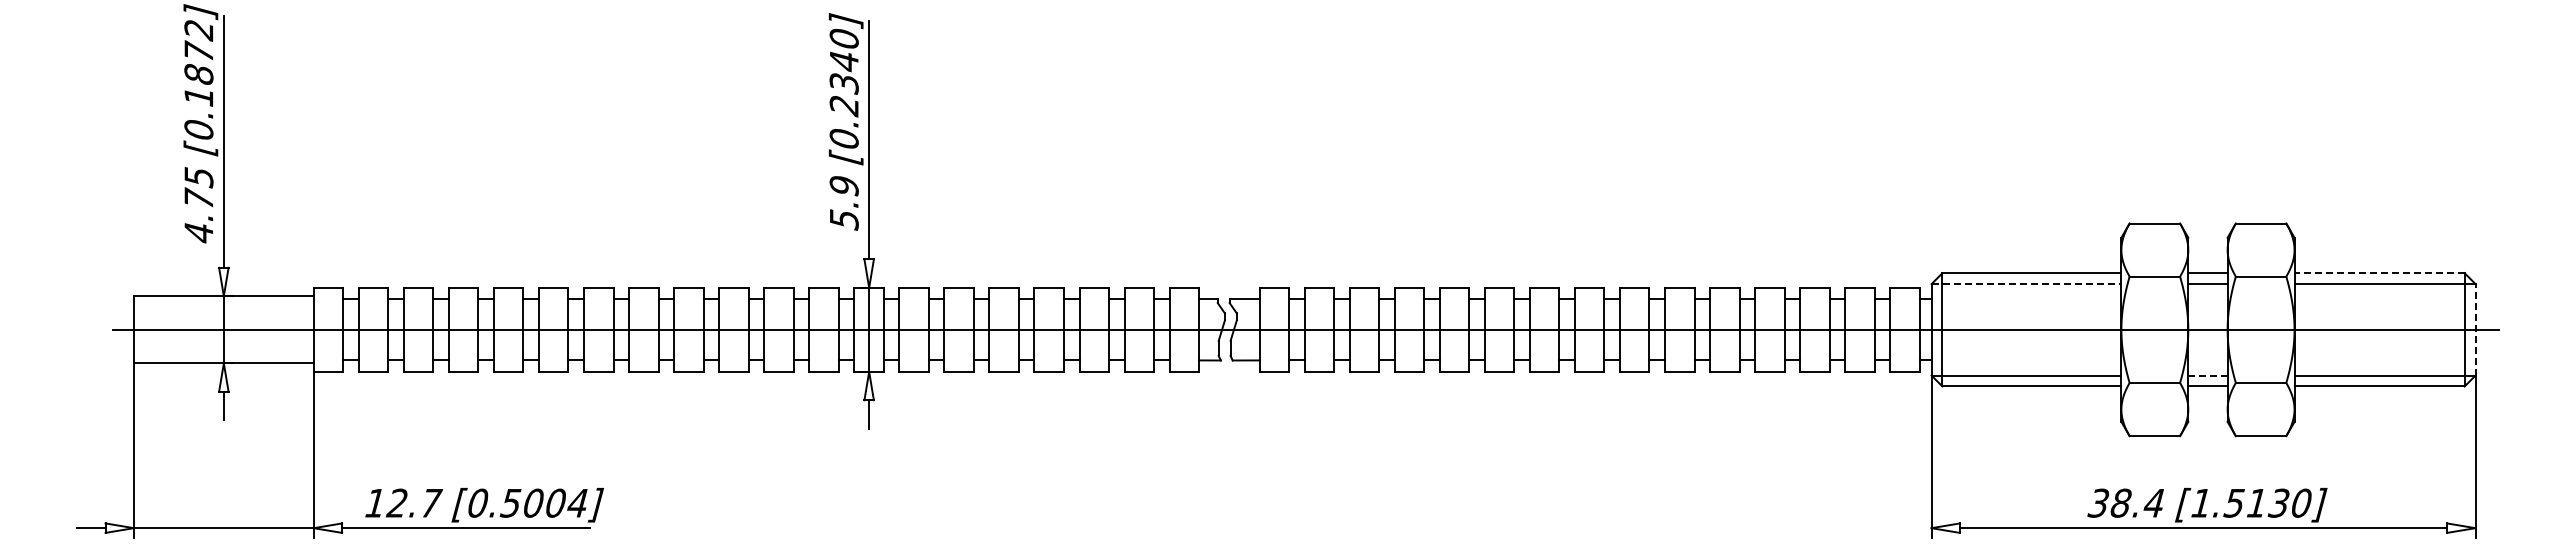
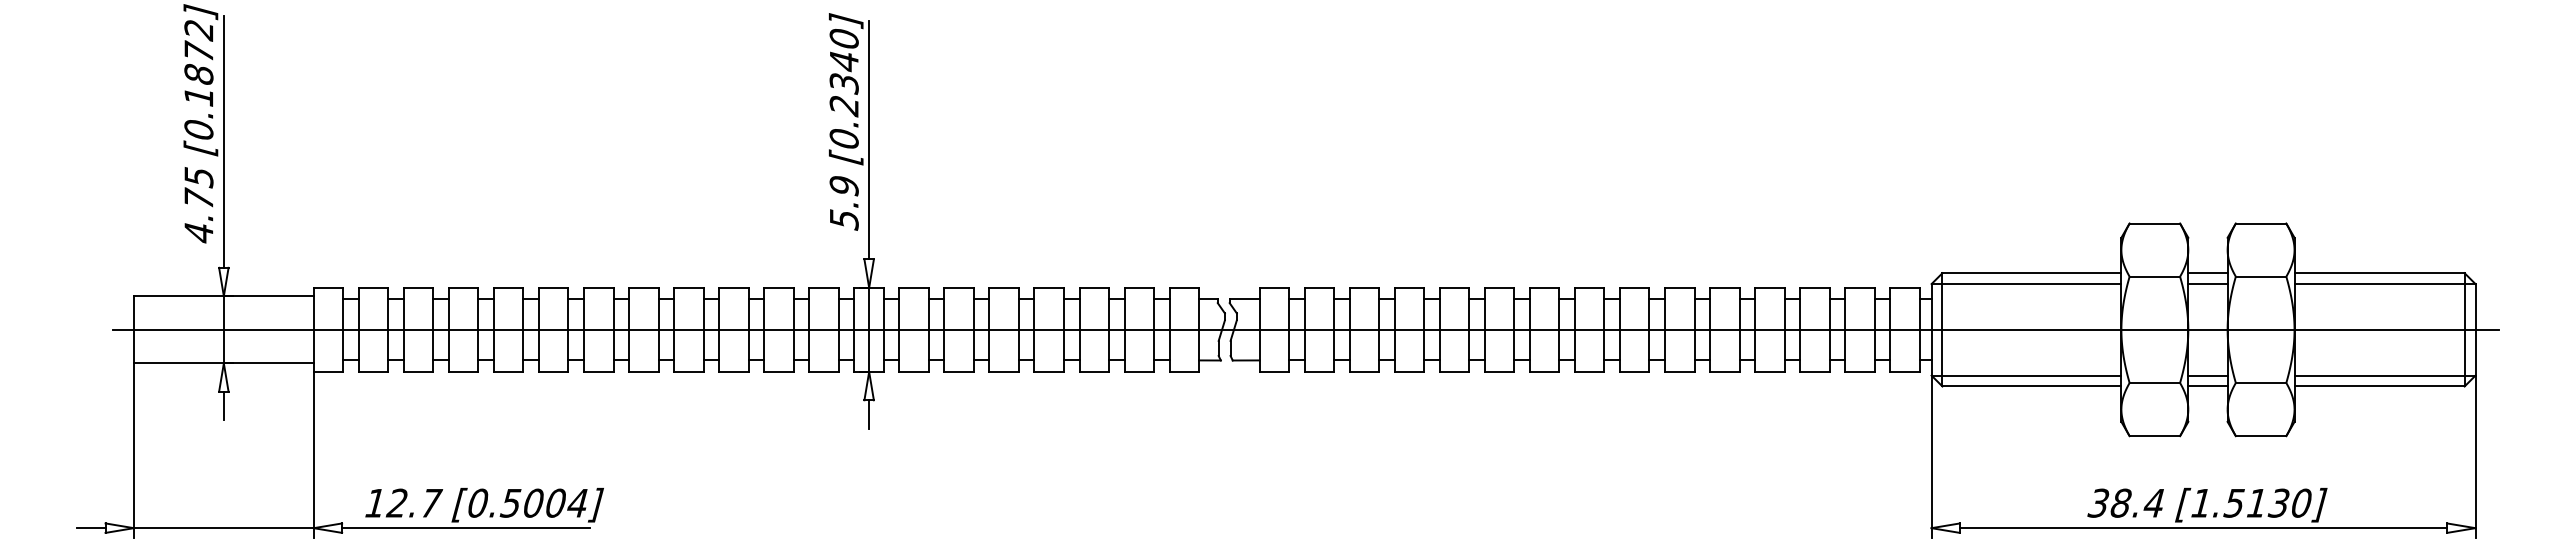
line: dashed -> solid (2379, 273)
line: dashed -> solid (2026, 284)
line: dashed -> solid (2475, 329)
line: dashed -> solid (2207, 375)
